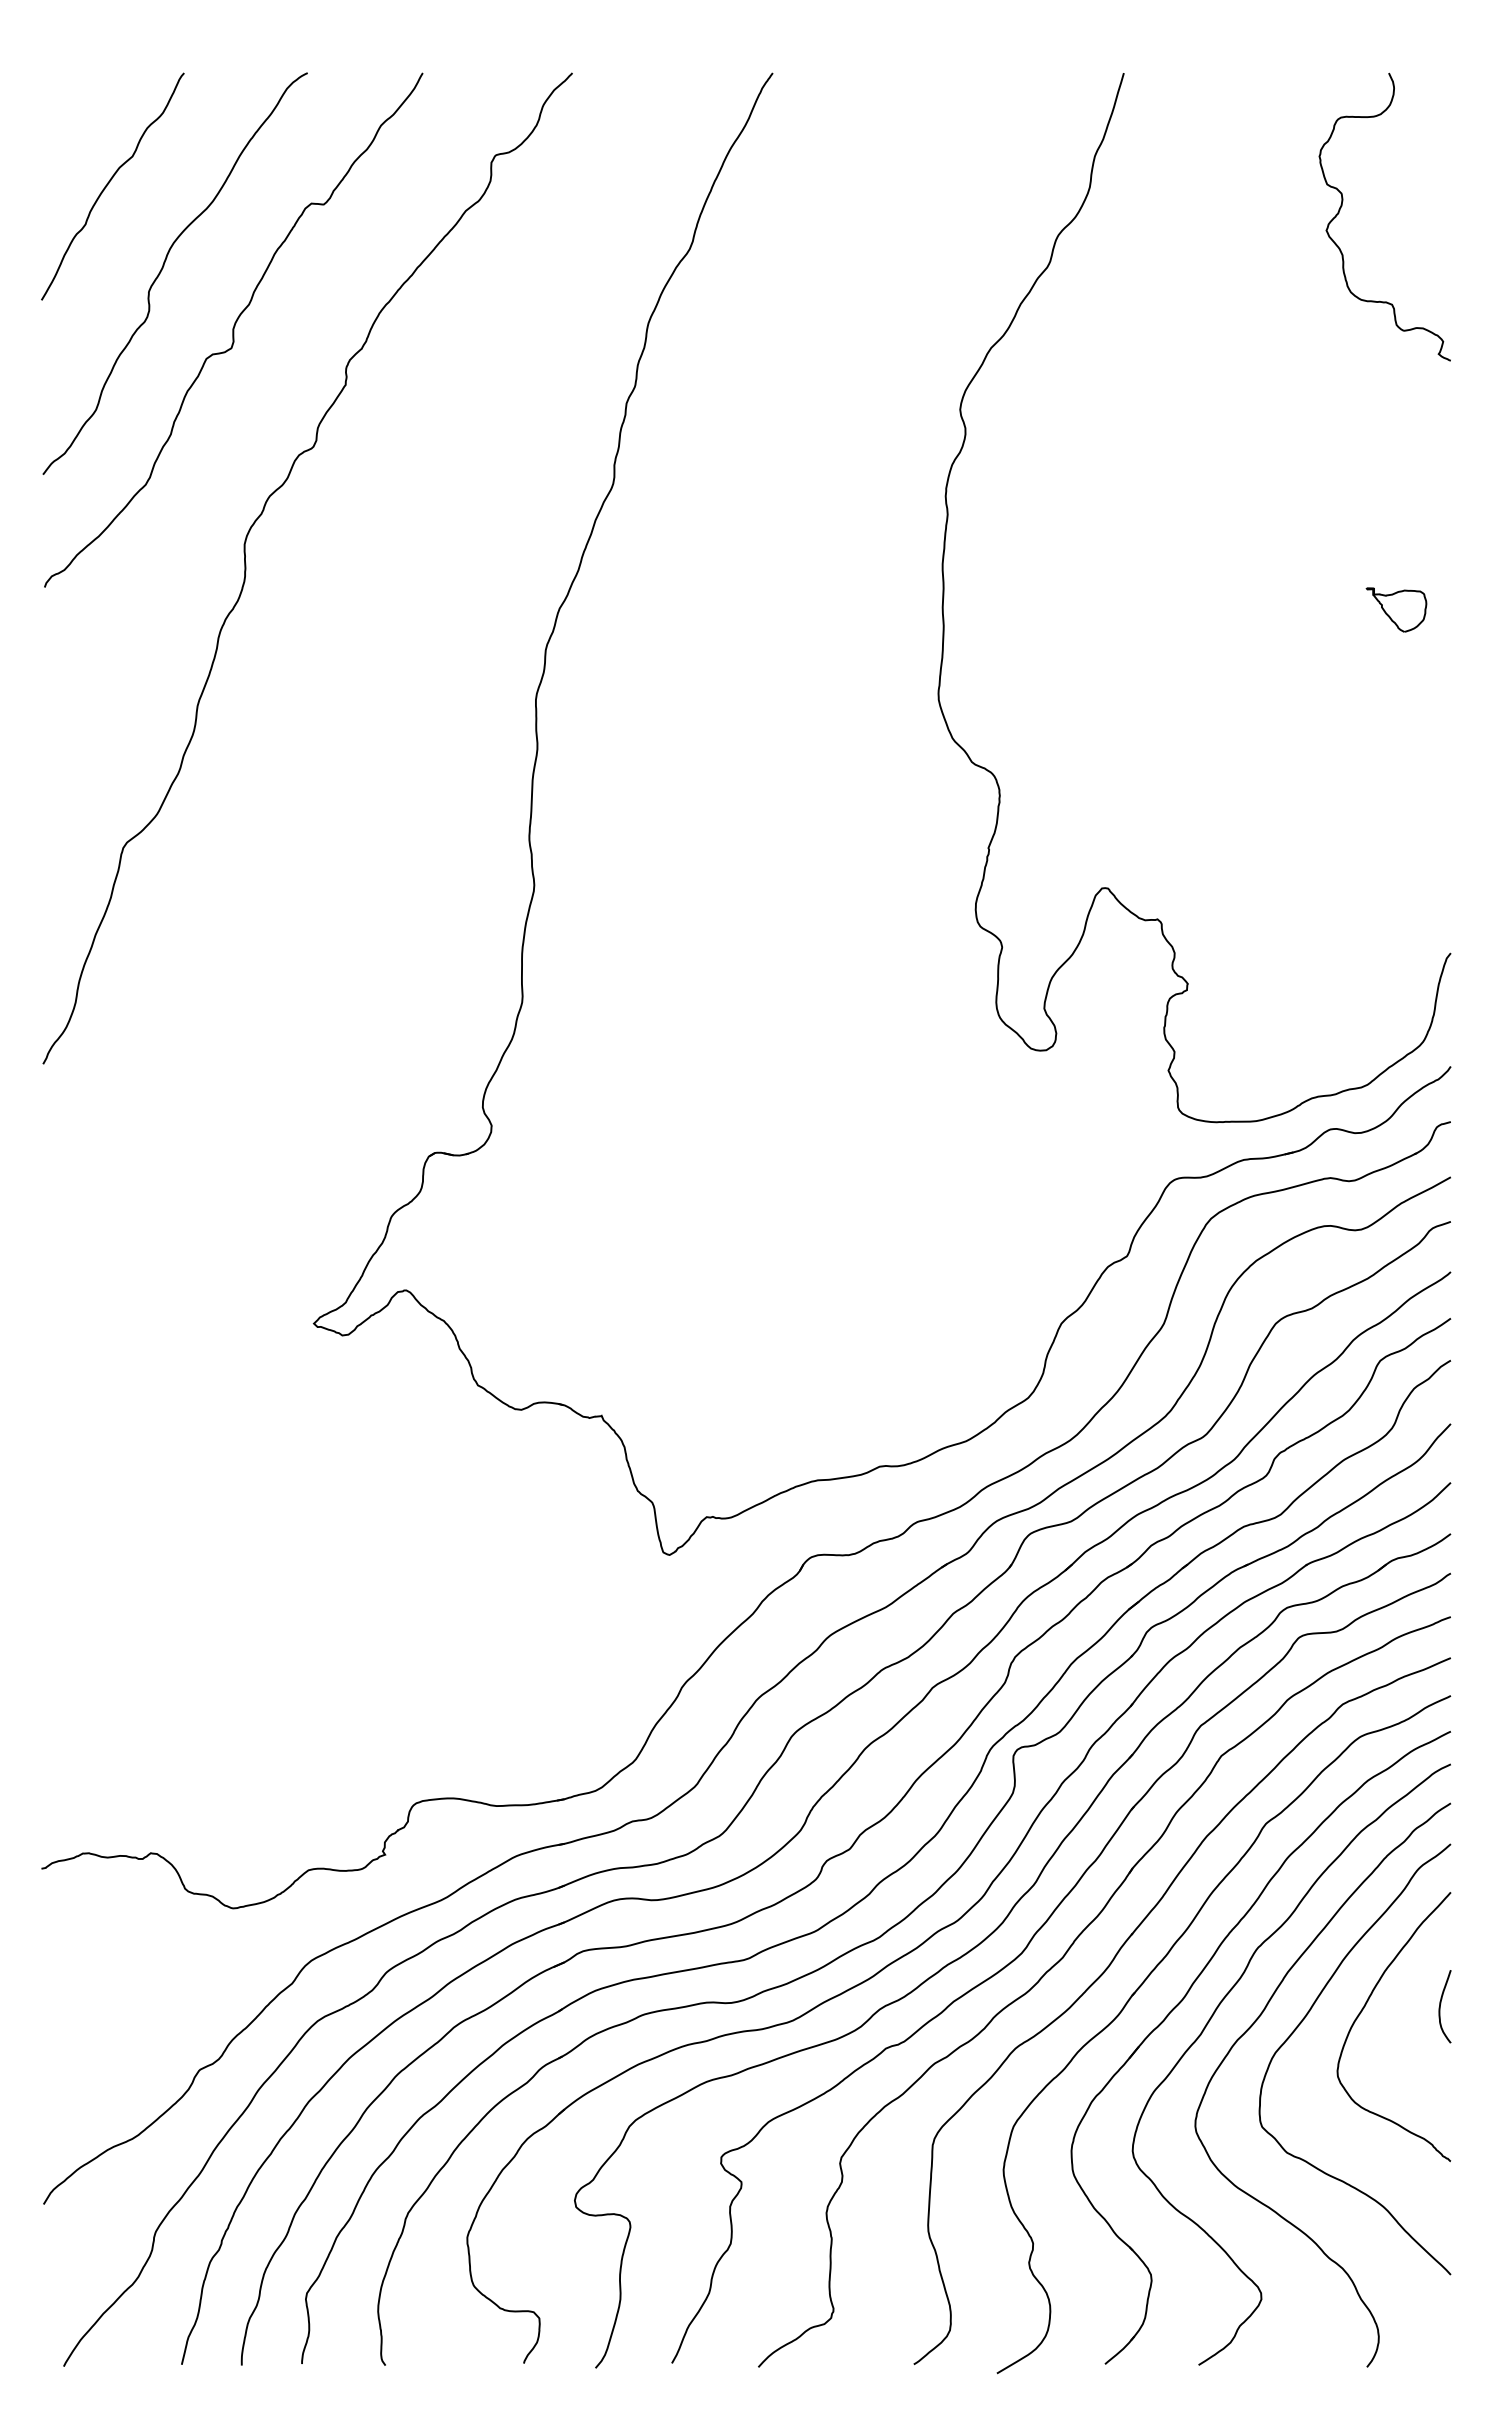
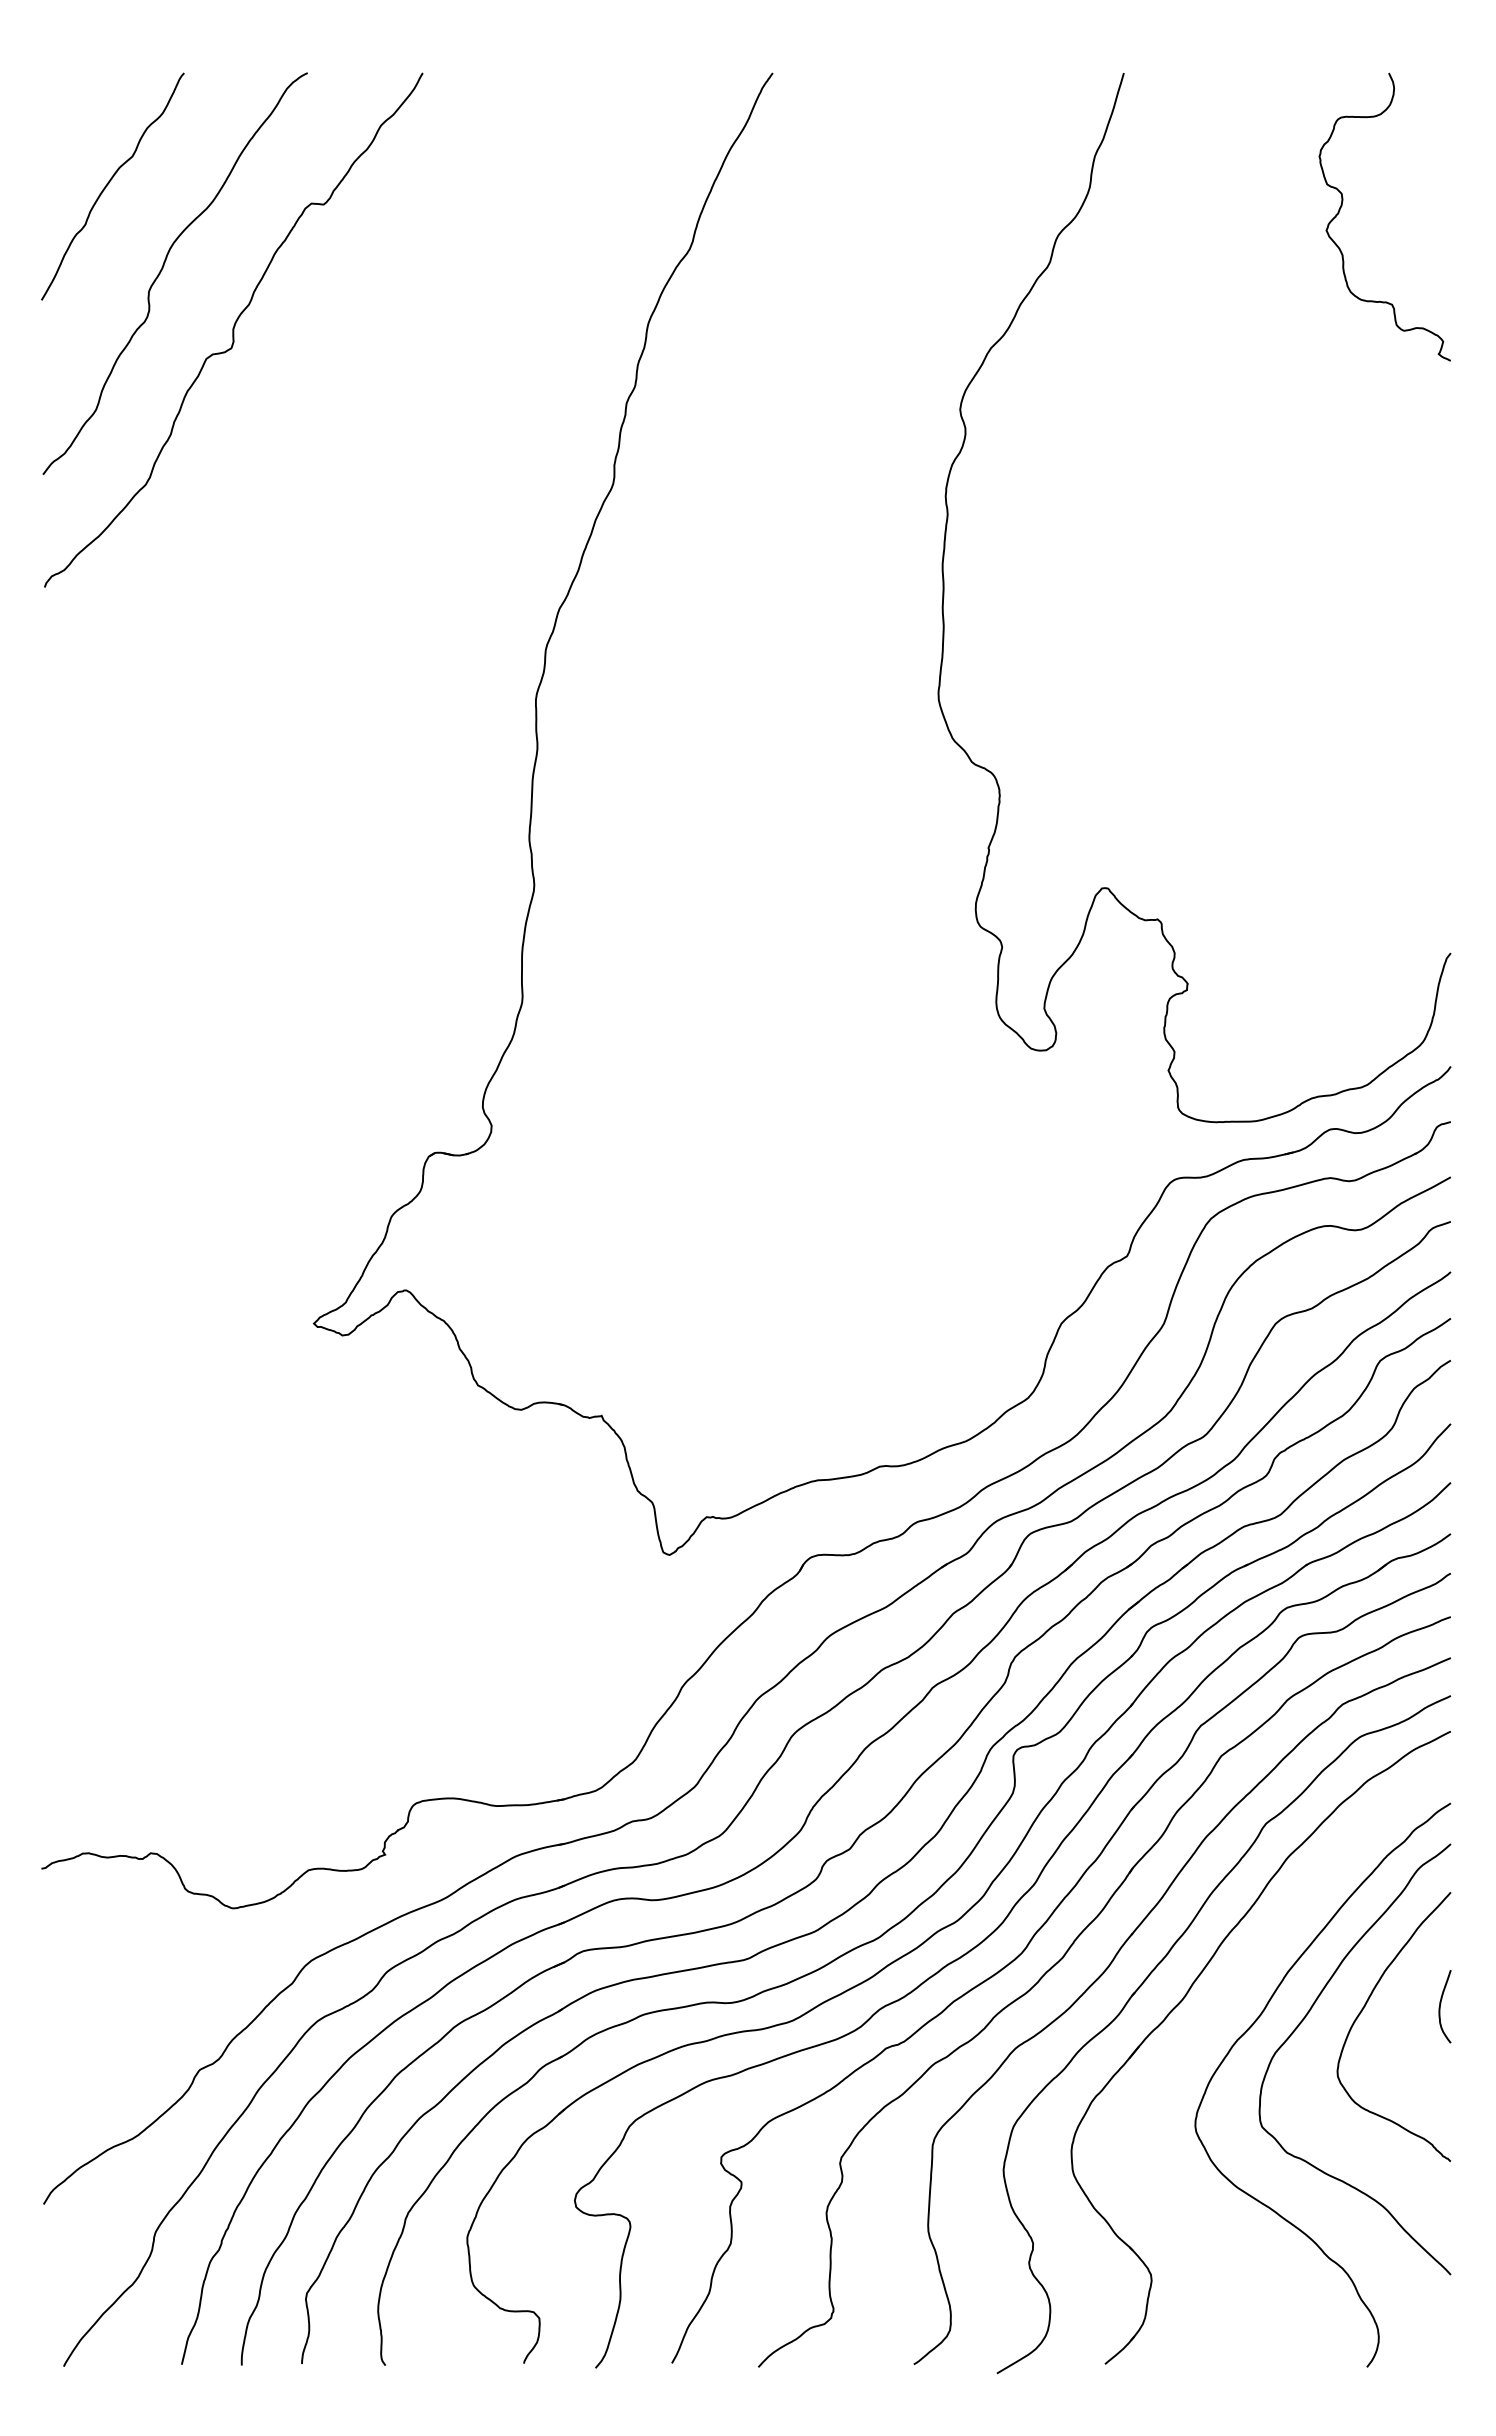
curve: present -> none (246, 568)
part: present -> none (1396, 609)
curve: present -> none (1211, 2019)
